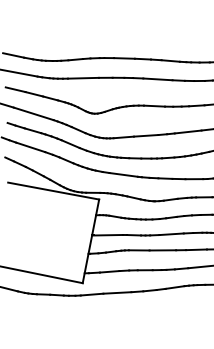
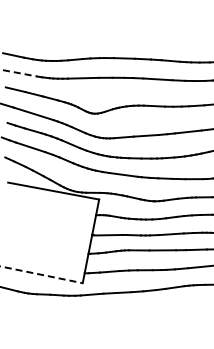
line: solid -> dashed (19, 73)
line: solid -> dashed (41, 274)
